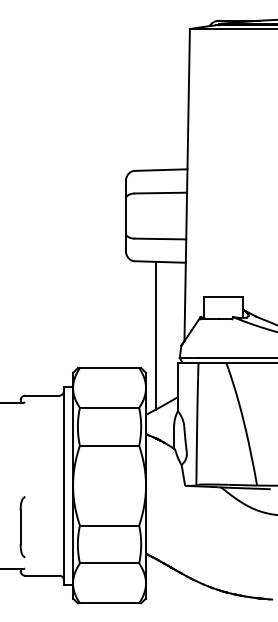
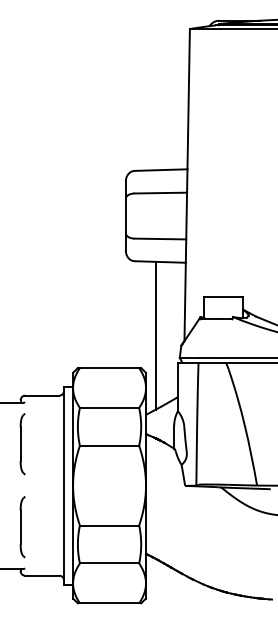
part: none -> present (22, 444)
